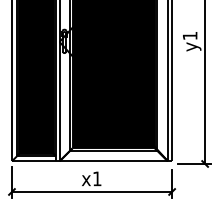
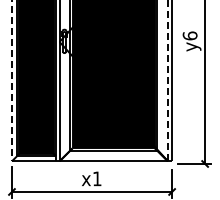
text: y1 -> y6 (189, 35)
line: solid -> dashed (167, 80)
line: solid -> dashed (11, 81)
